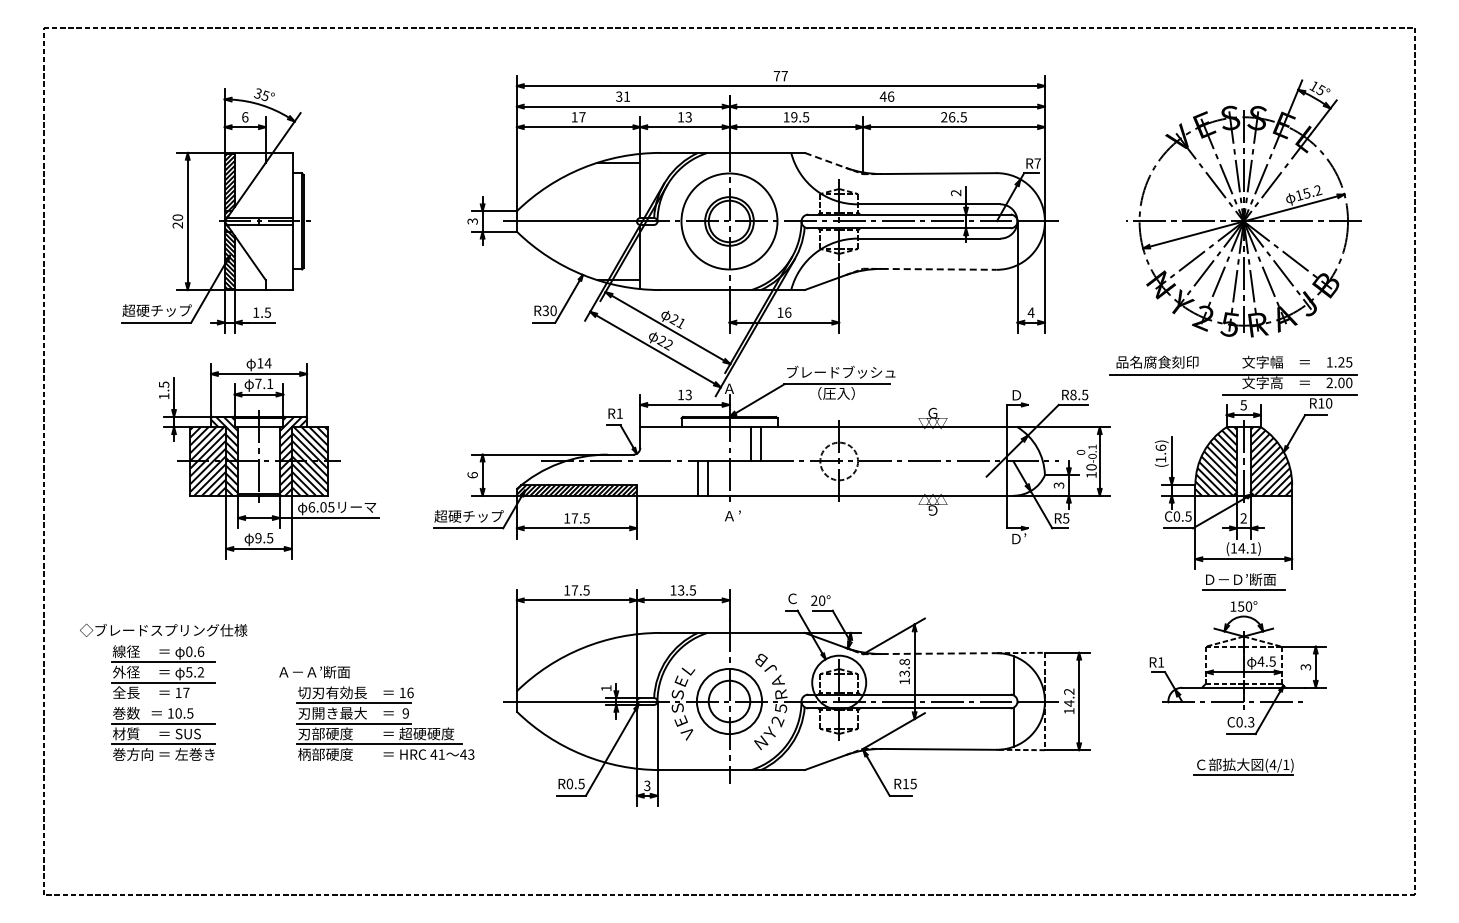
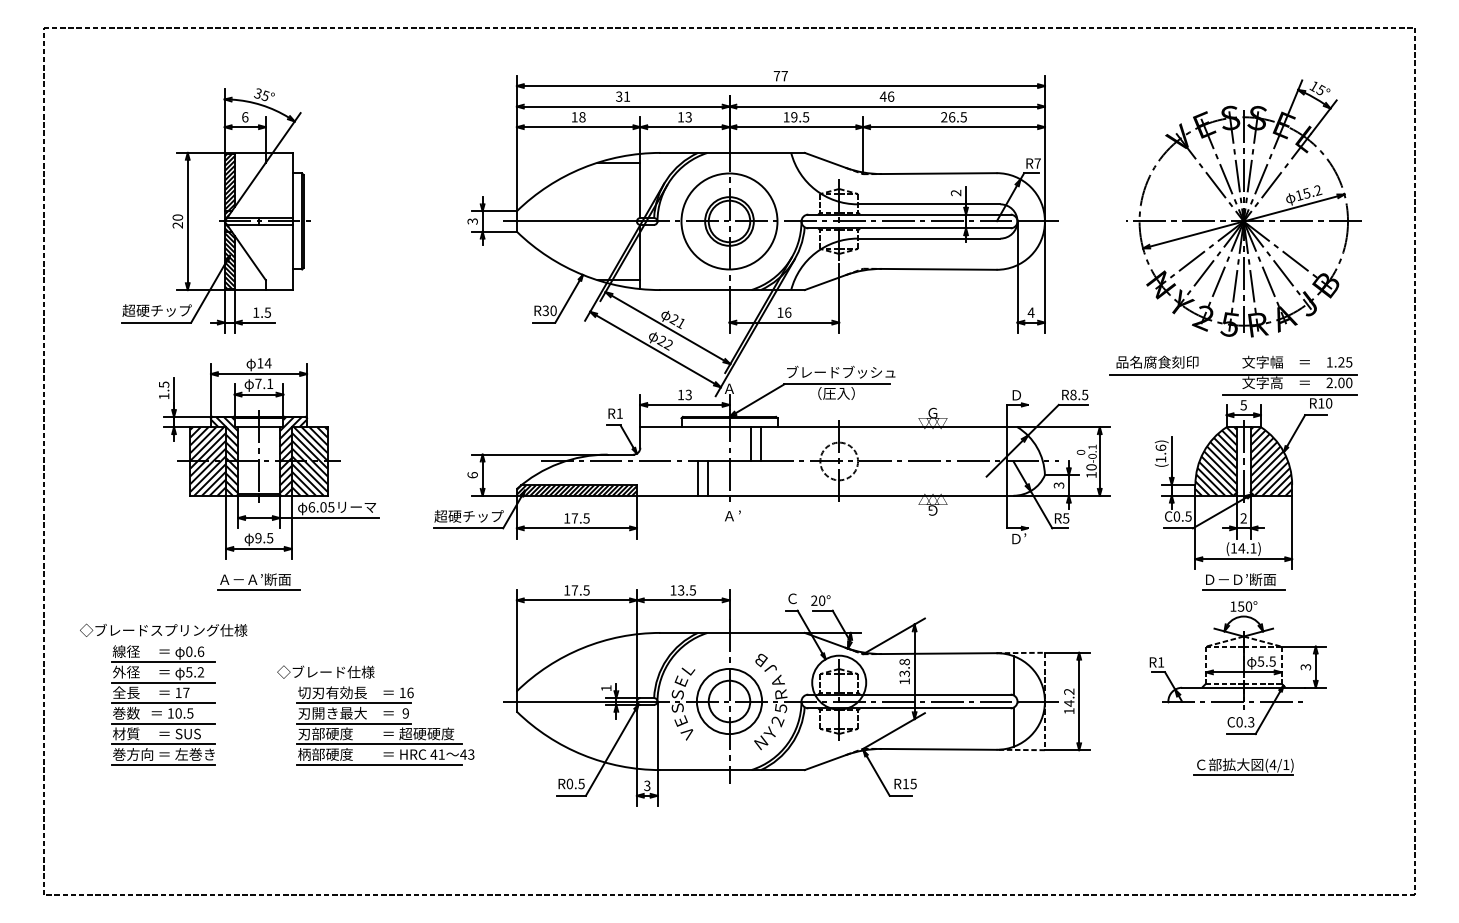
text: 17 -> 18 (582, 117)
line: dashed -> solid (825, 160)
line: dashed -> solid (939, 269)
part: none -> present (258, 581)
line: dashed -> solid (939, 653)
text: 4.5 -> 5.5 (1260, 661)
text: Ａ－Ａ’断面 -> ◇ブレード仕様 (325, 671)
line: none -> present (163, 703)
line: none -> present (163, 764)
line: none -> present (379, 764)
